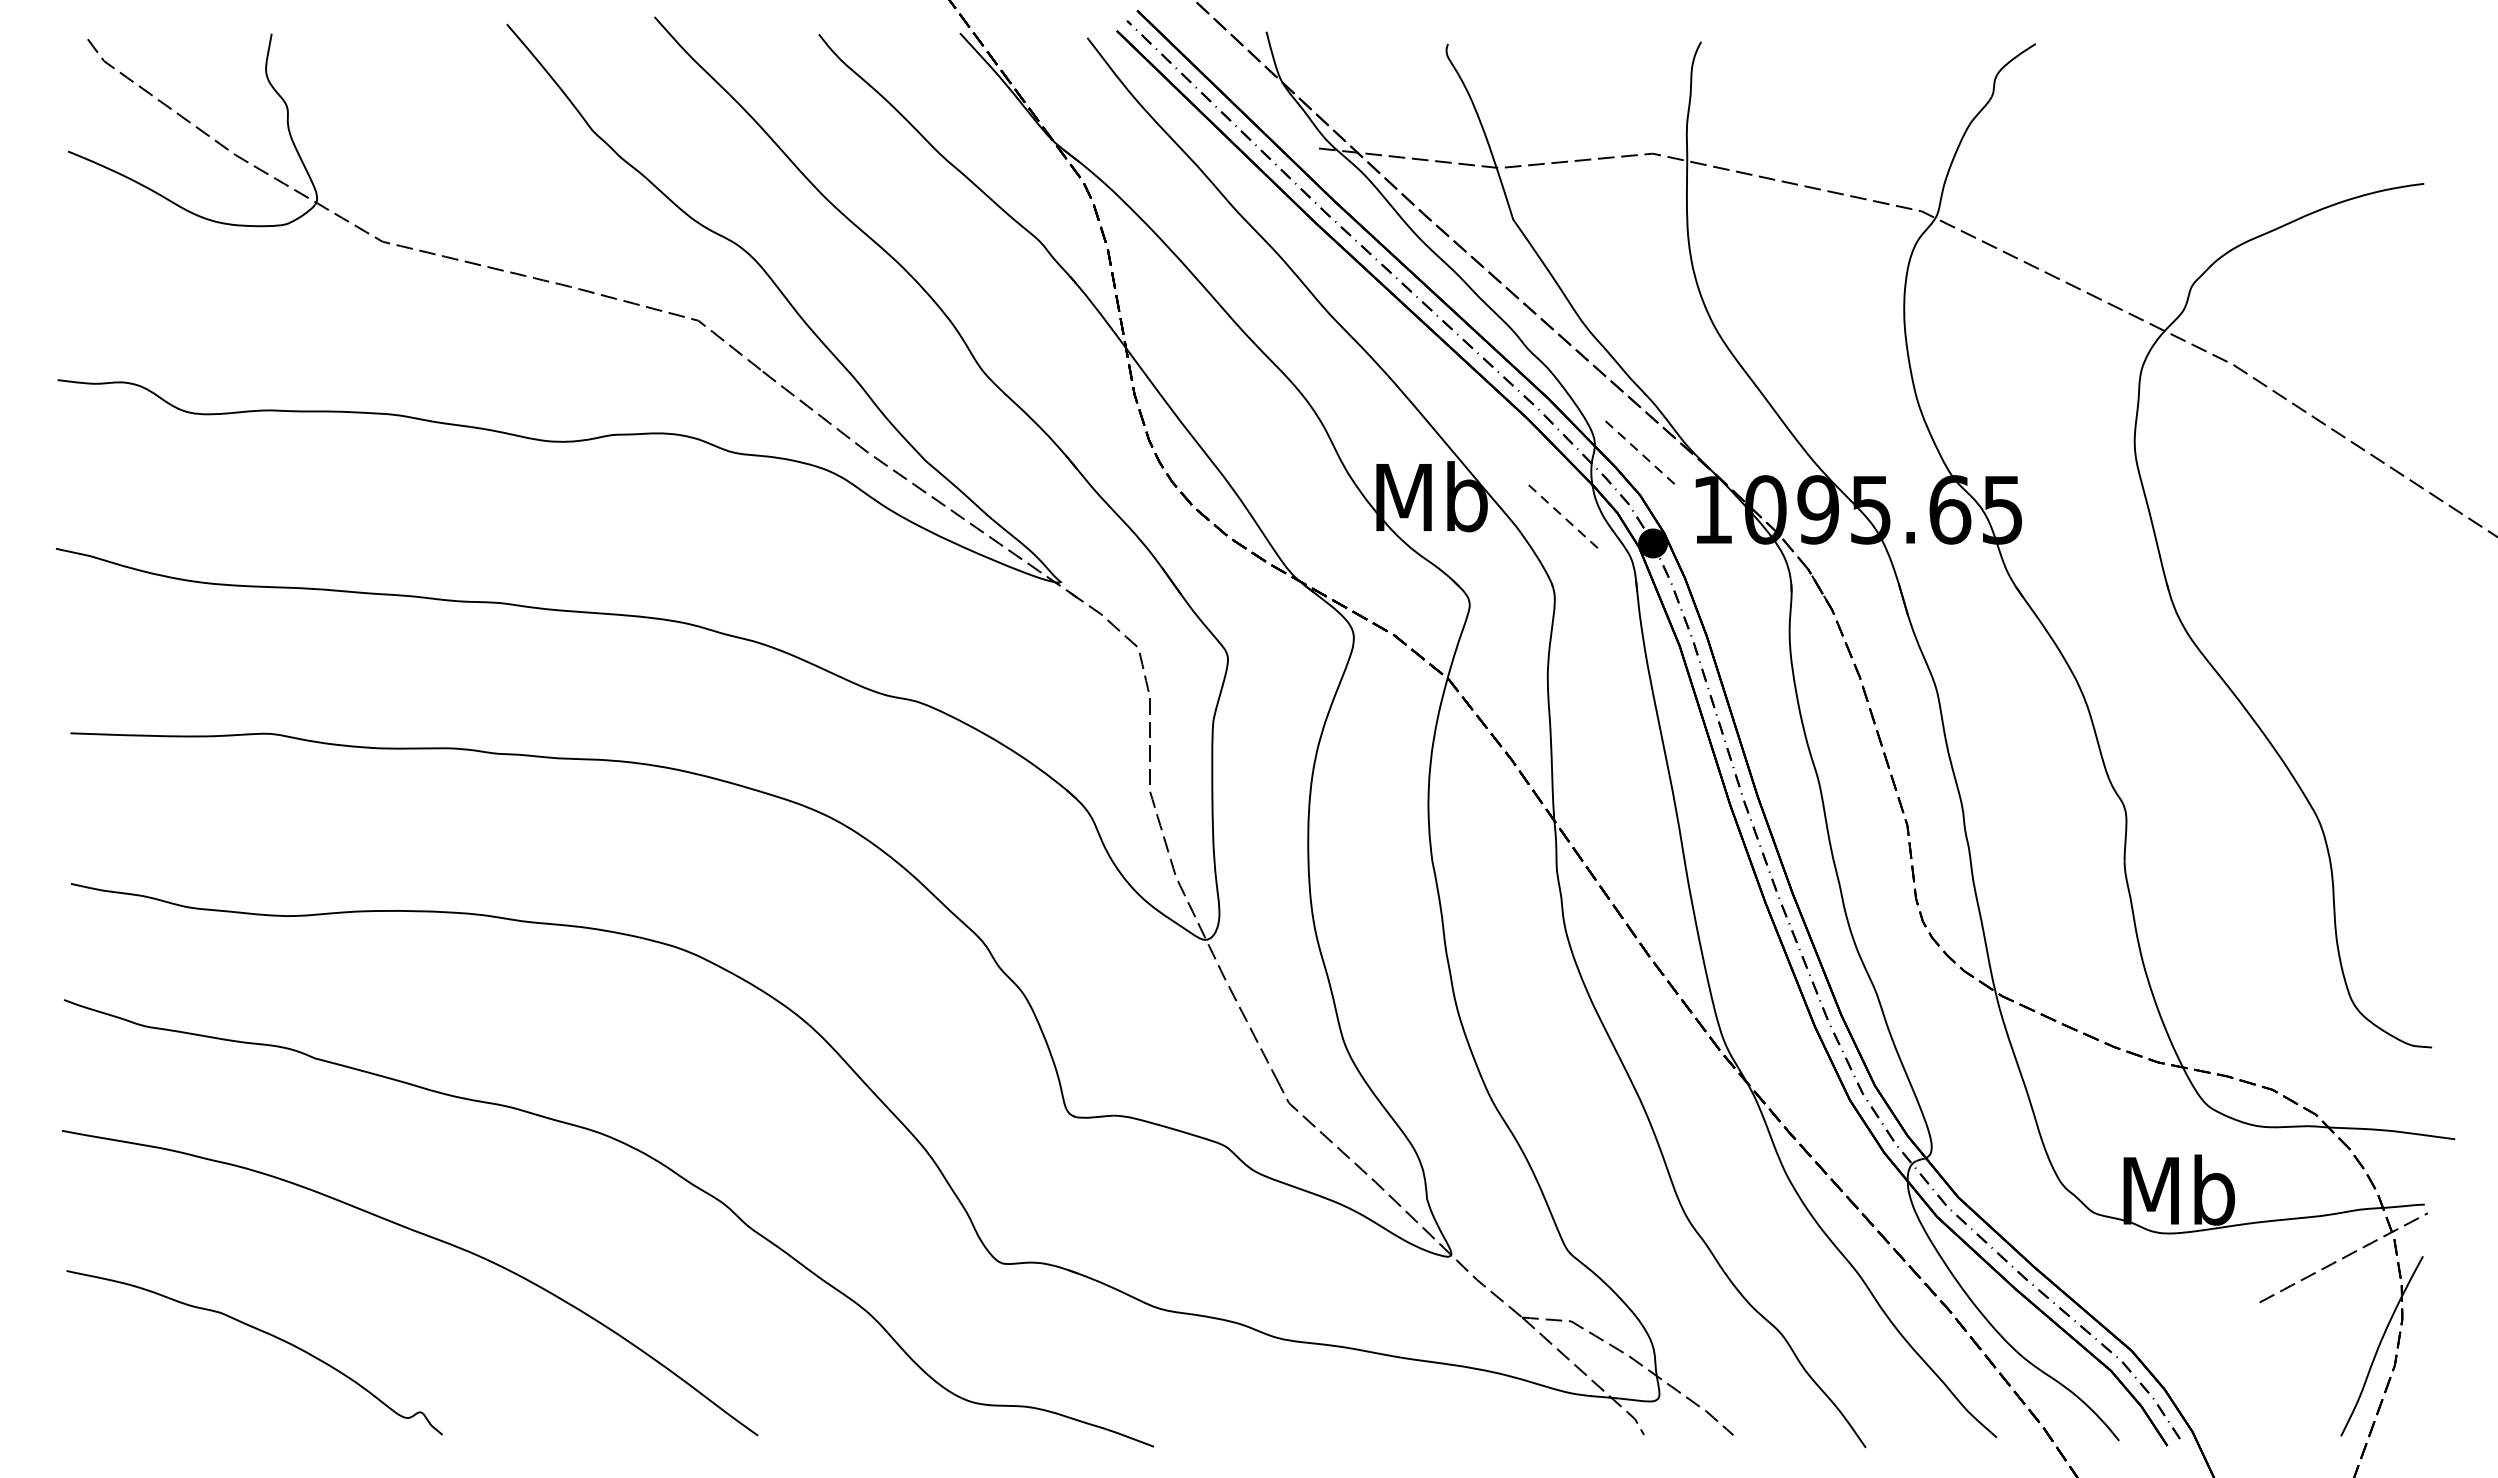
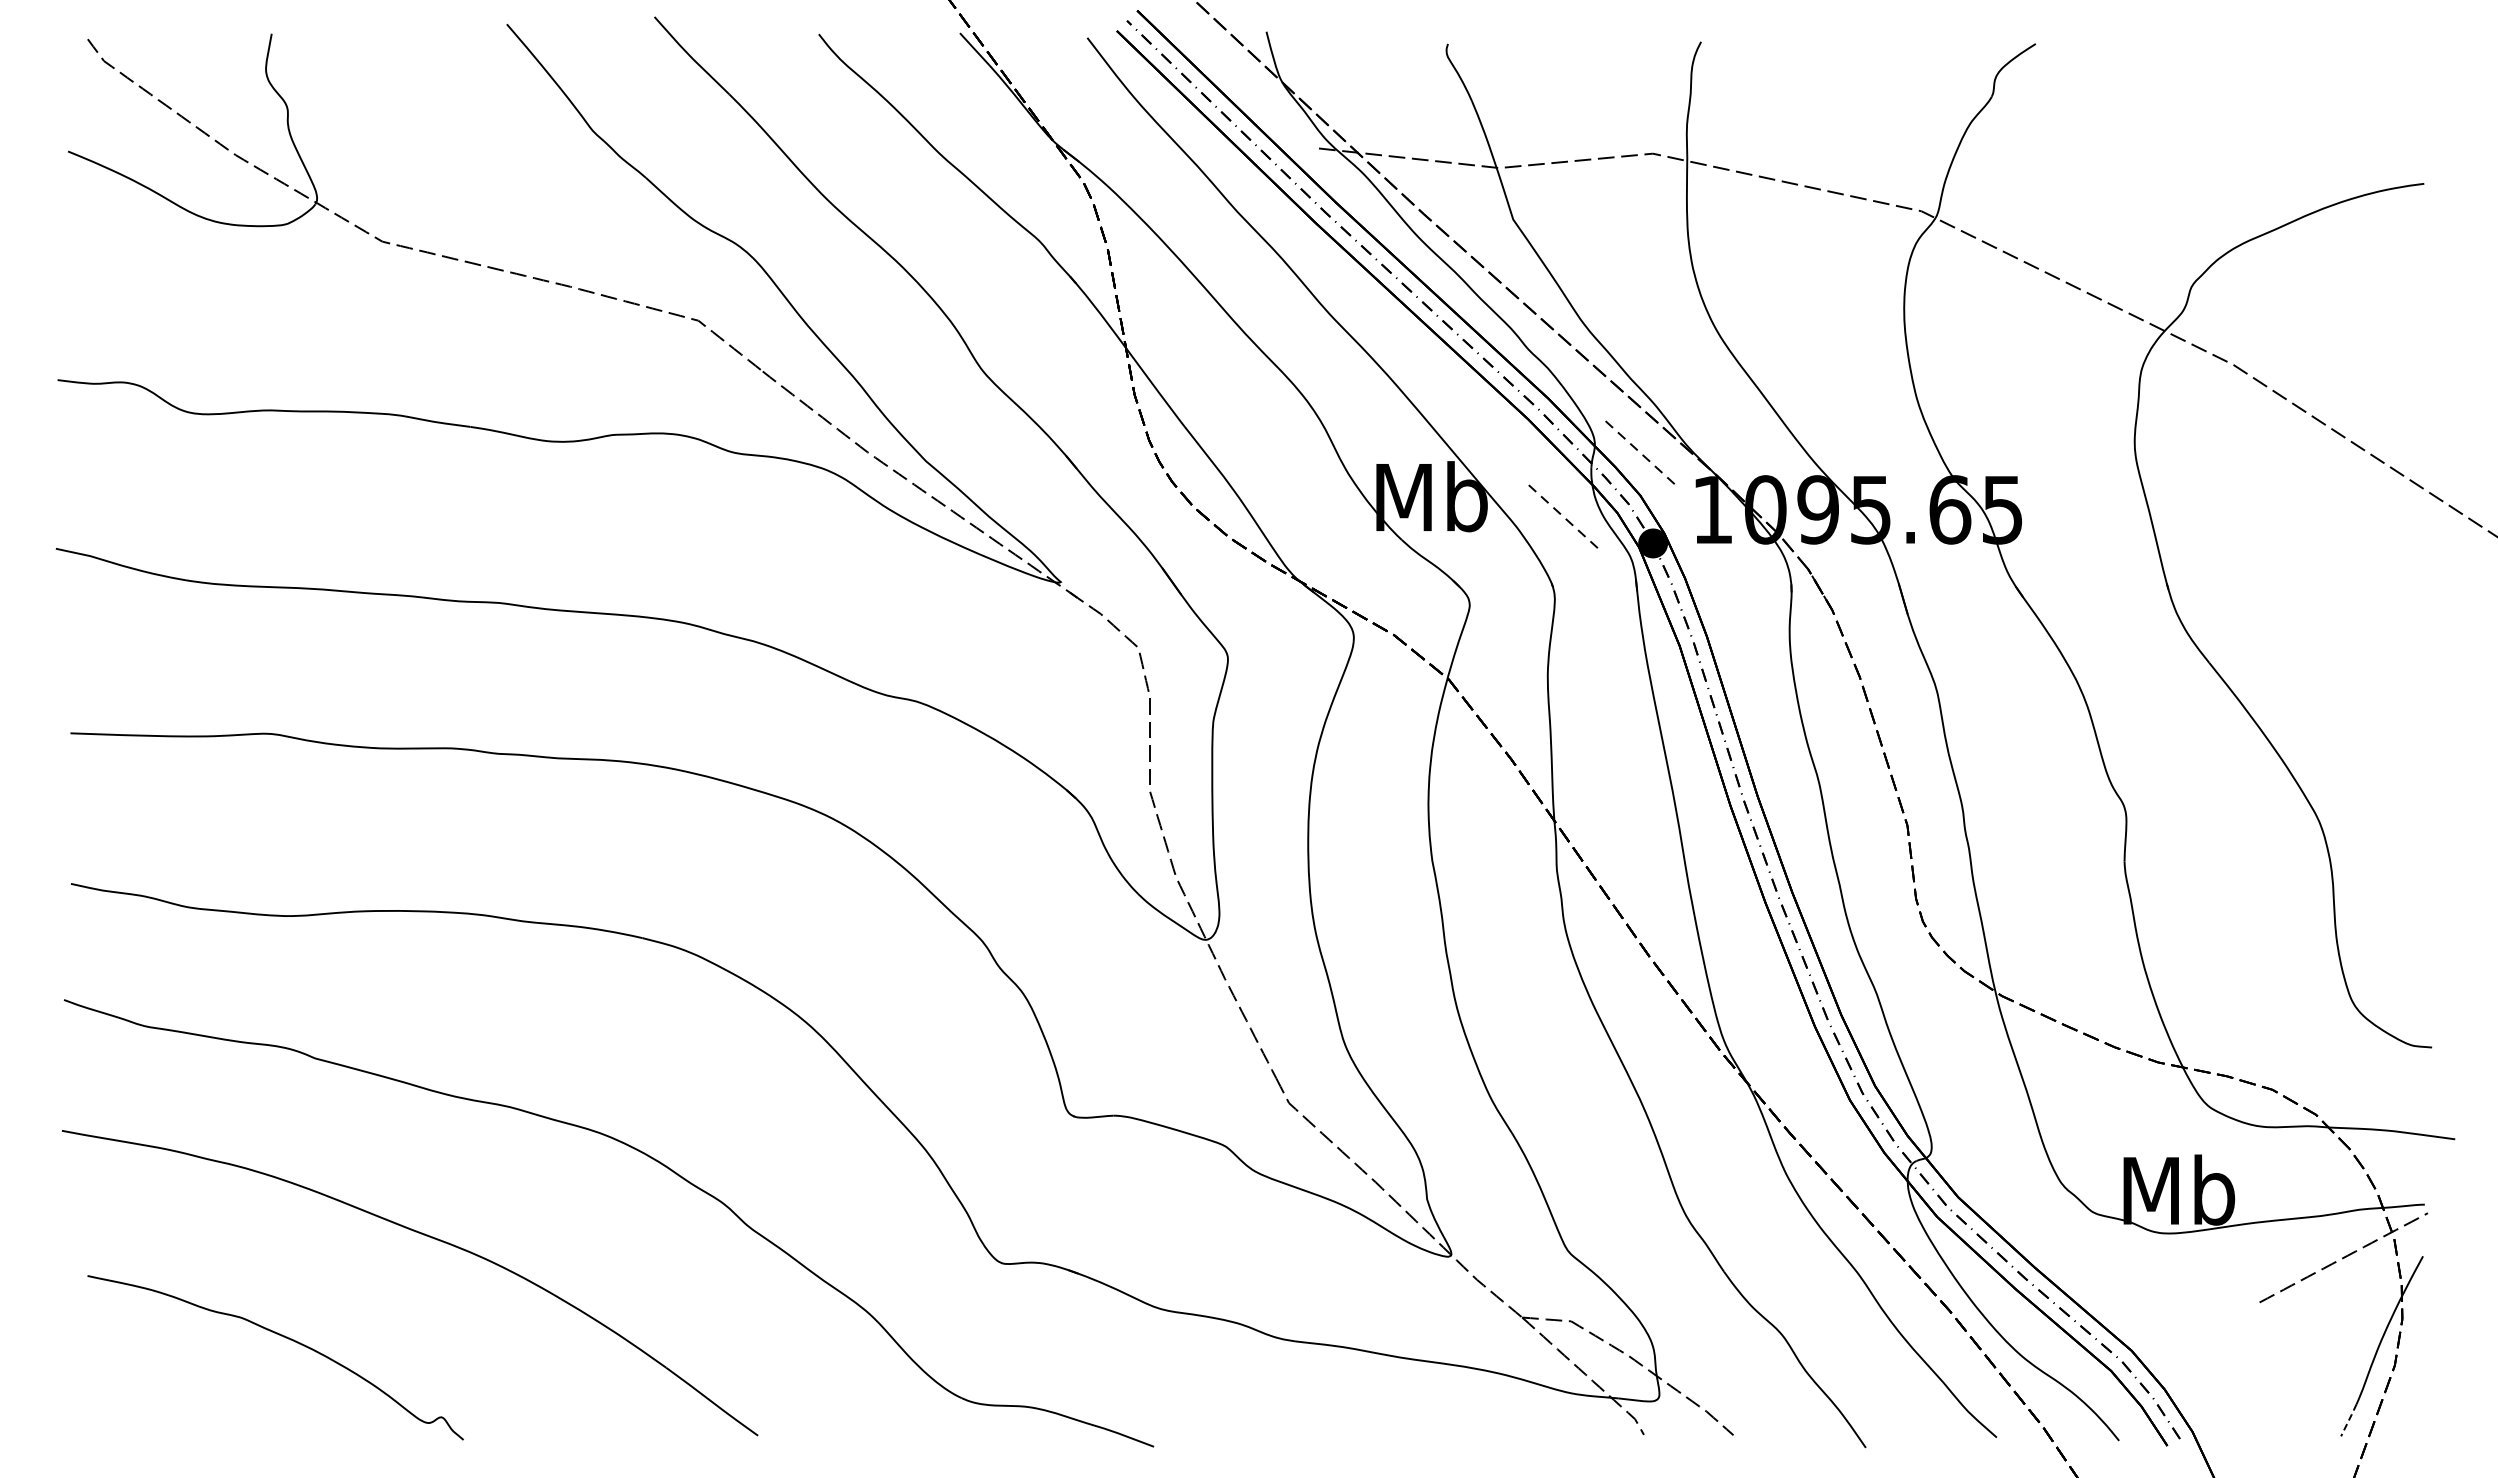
part position: (262, 1332) -> (283, 1337) (283, 1337)
line: solid -> dashed (2349, 1419)
